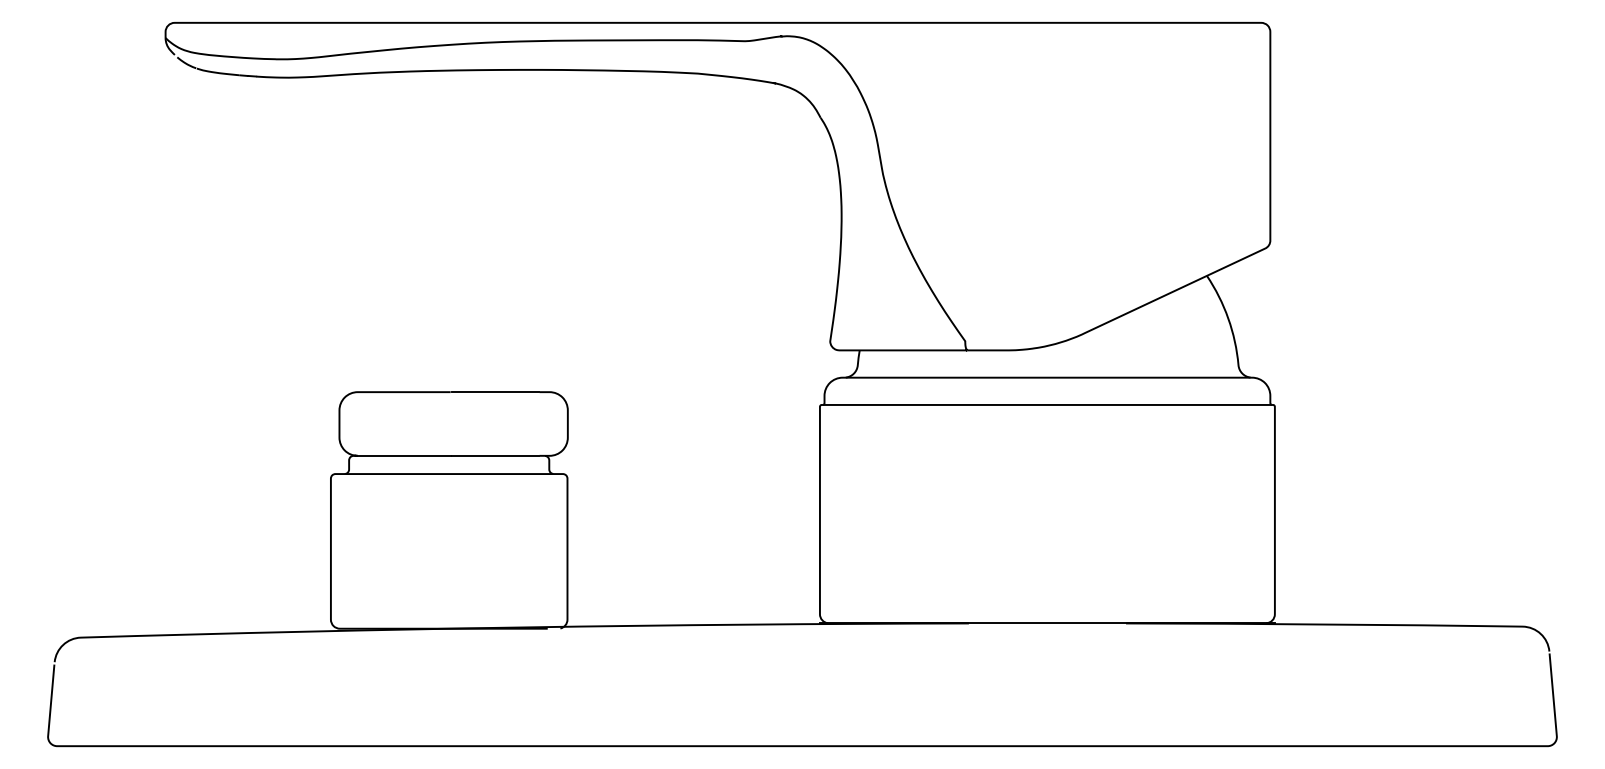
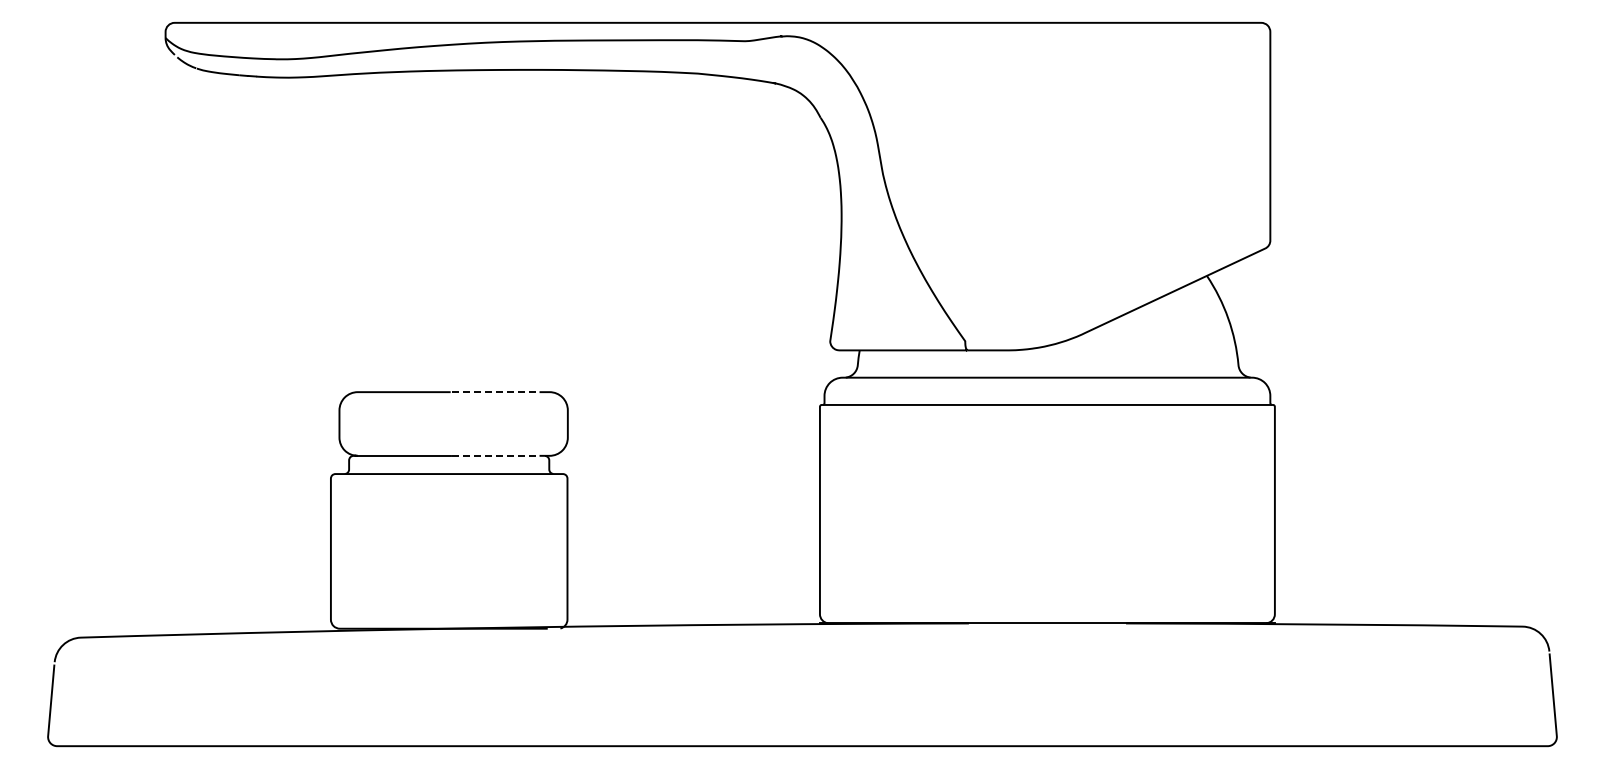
line: solid -> dashed (495, 392)
line: solid -> dashed (495, 455)
